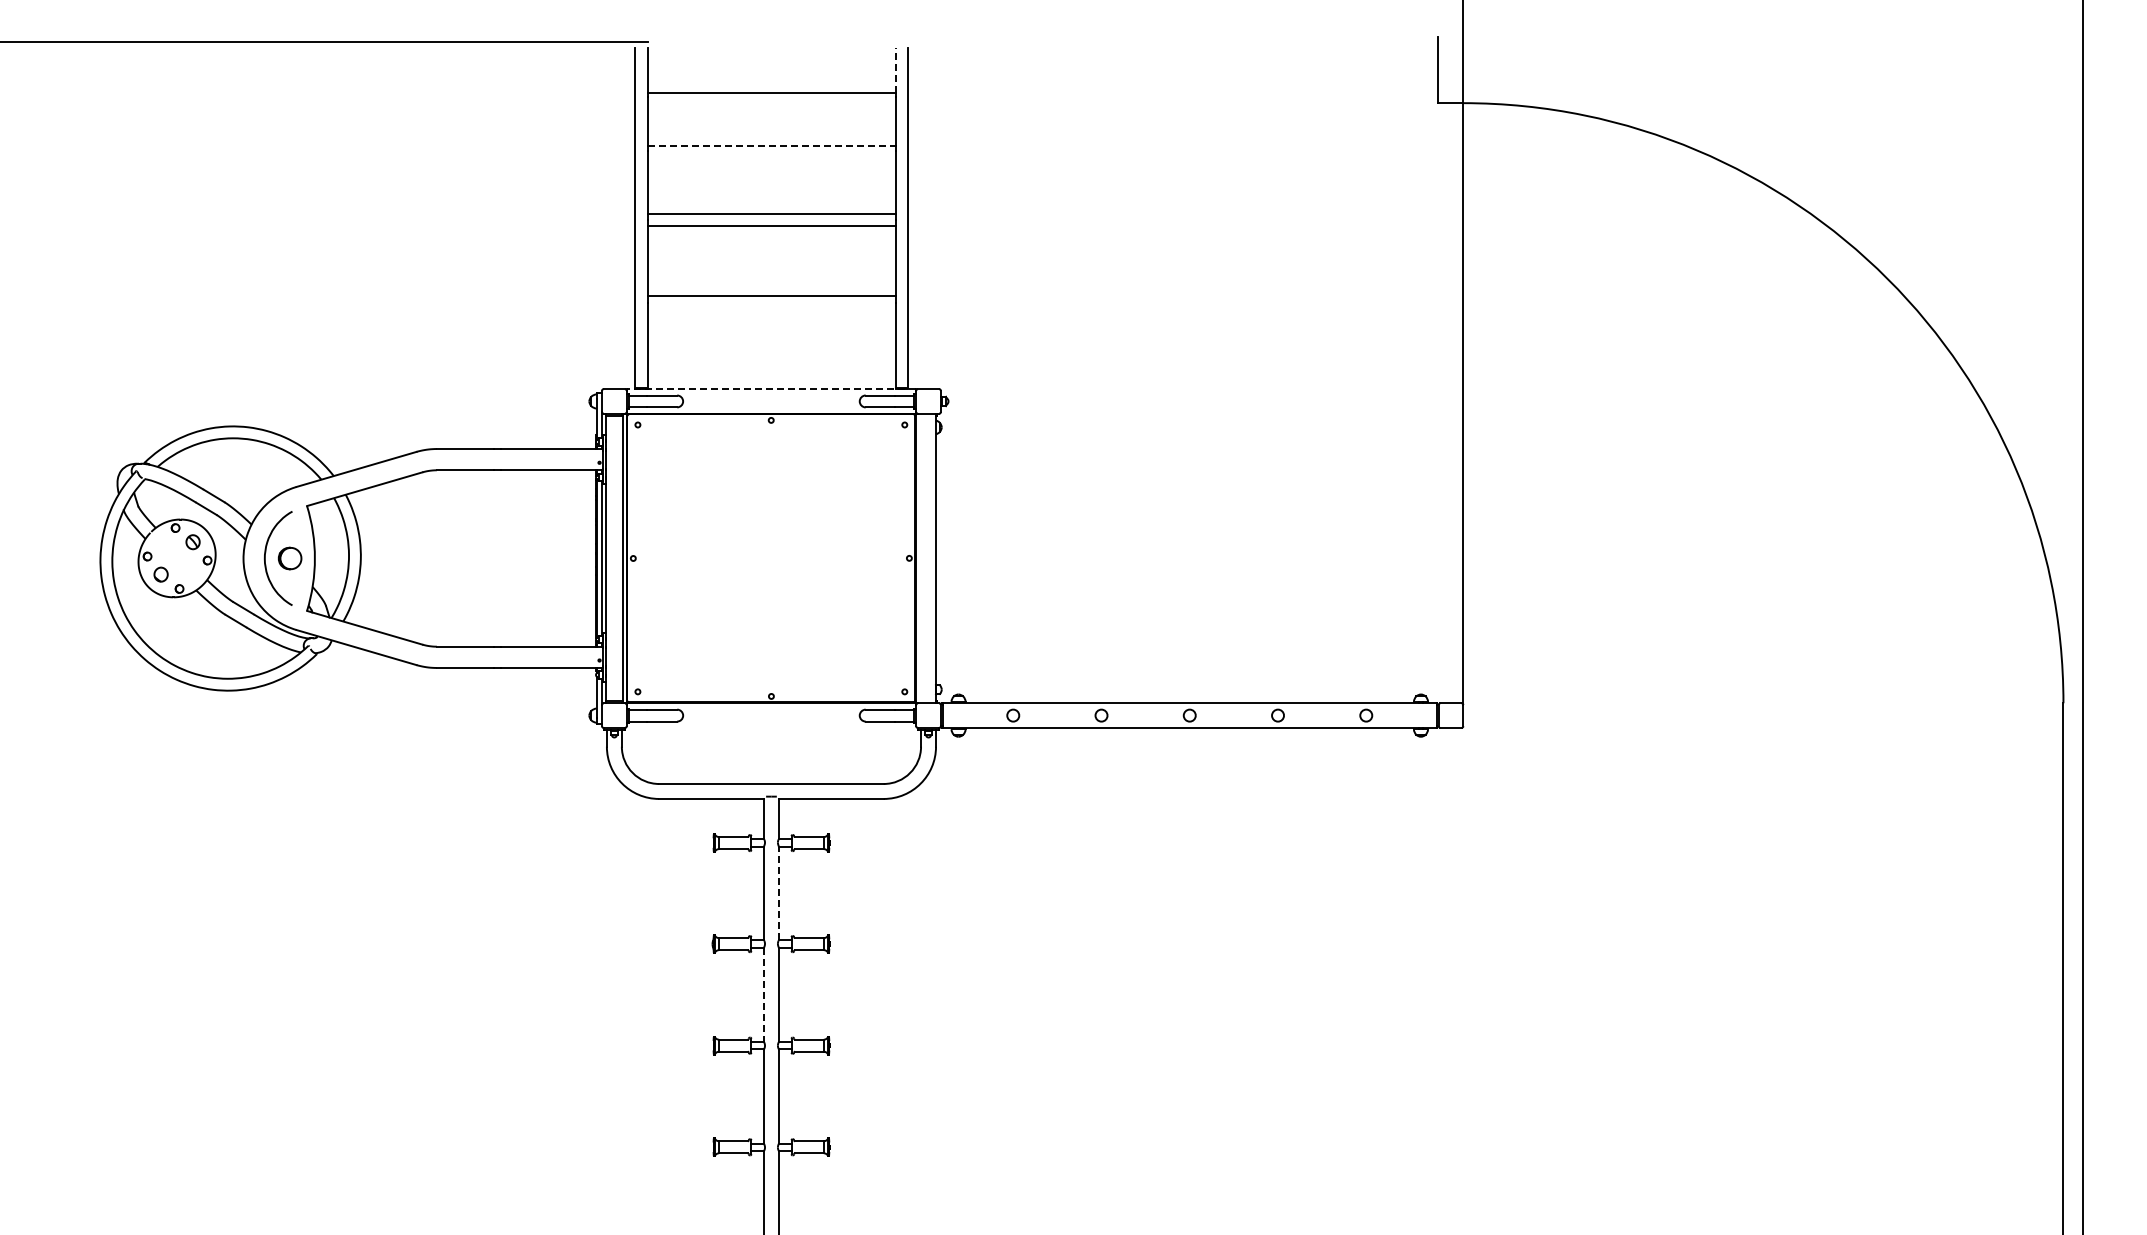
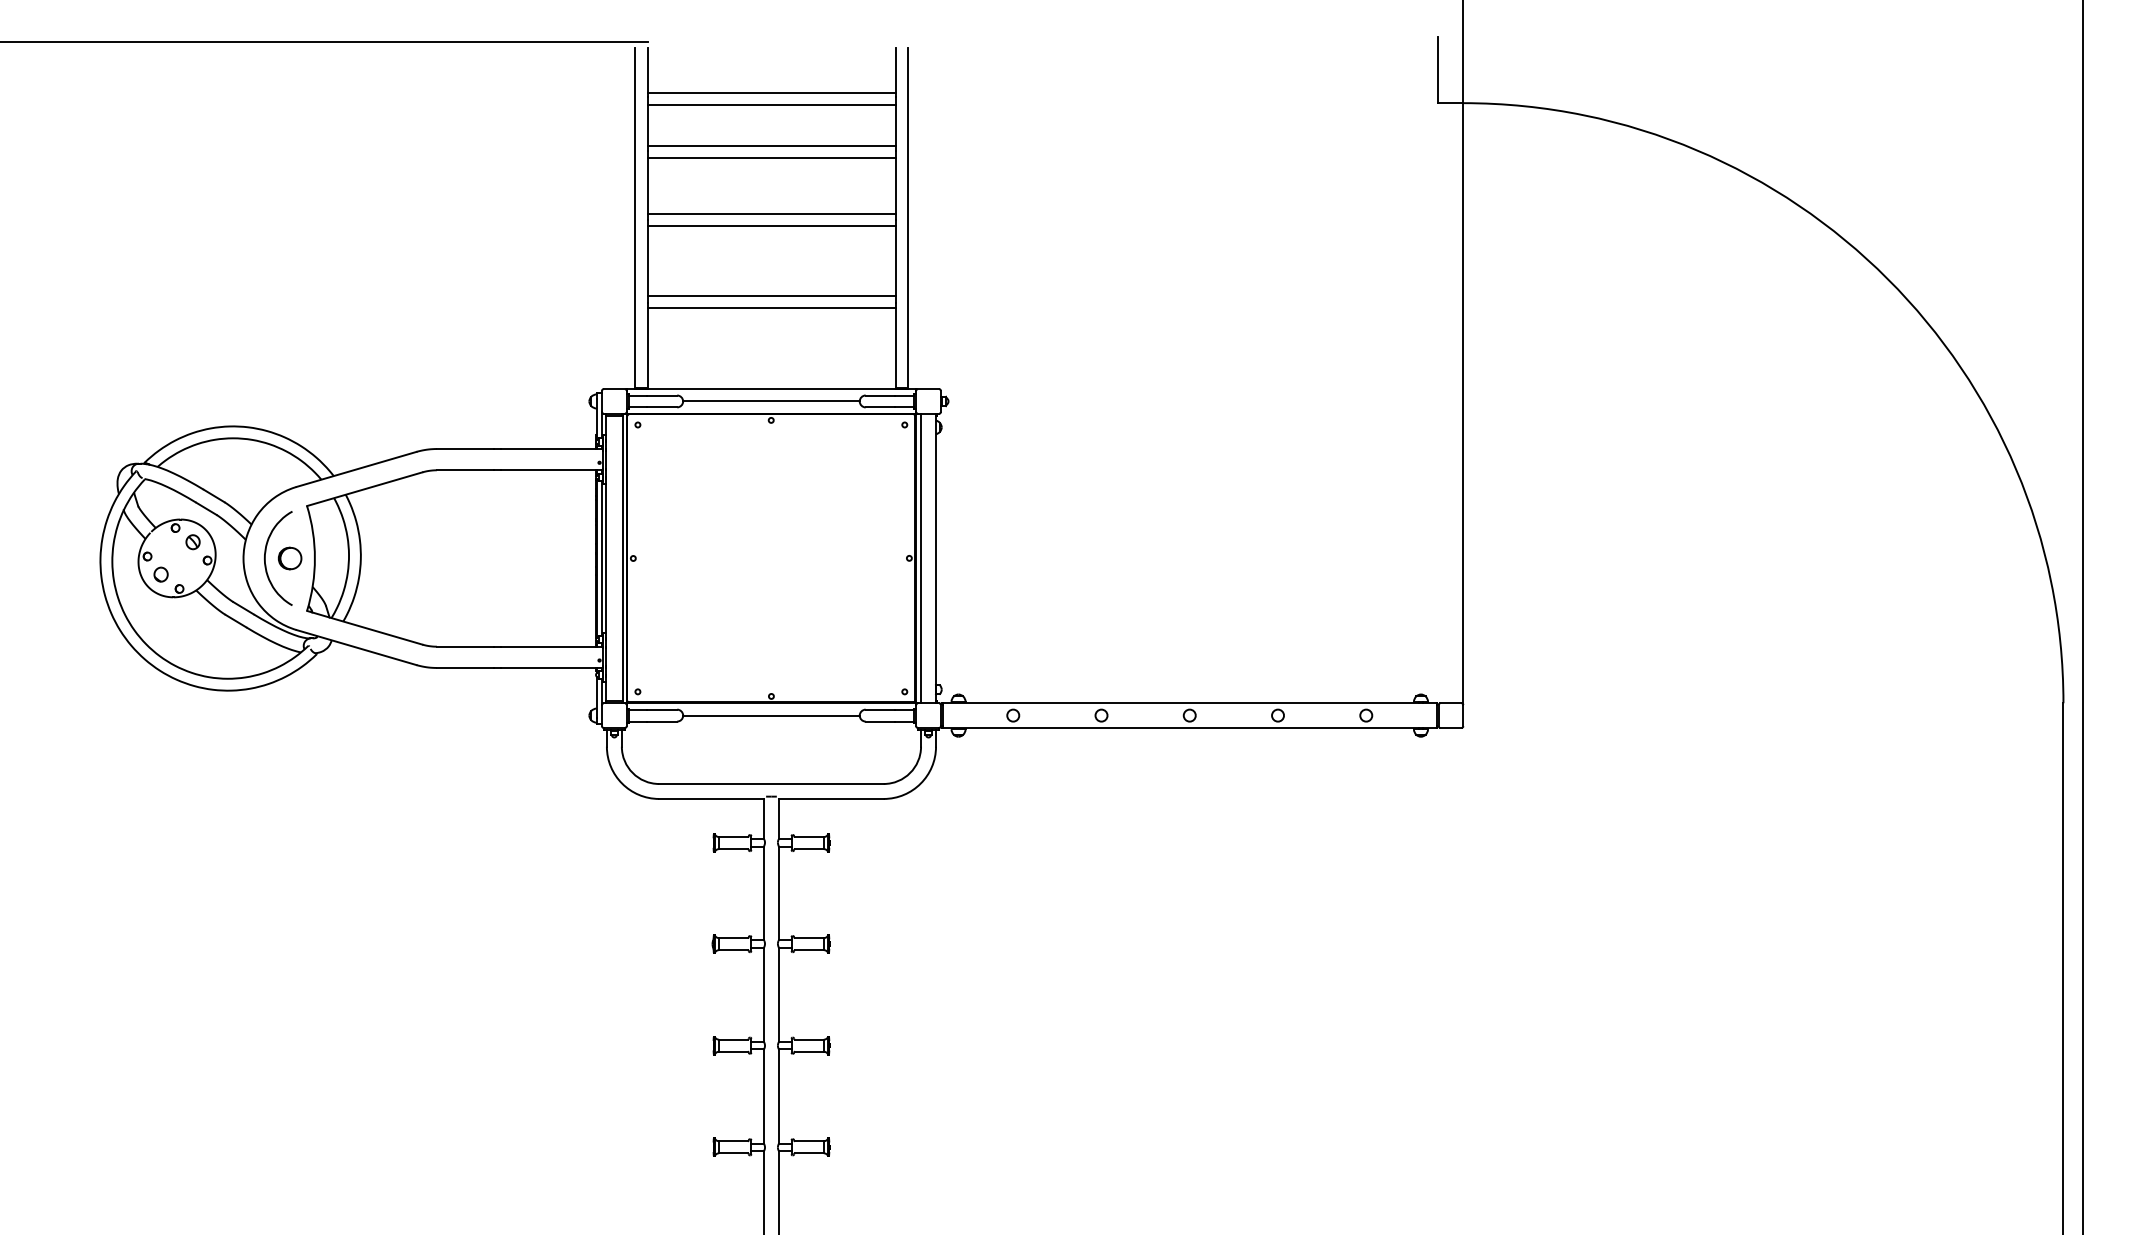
line: dashed -> solid (895, 70)
line: none -> present (771, 105)
line: dashed -> solid (772, 146)
line: none -> present (771, 158)
line: none -> present (771, 307)
line: dashed -> solid (771, 389)
line: none -> present (771, 401)
line: none -> present (921, 558)
line: none -> present (771, 715)
line: dashed -> solid (778, 893)
line: dashed -> solid (763, 994)
